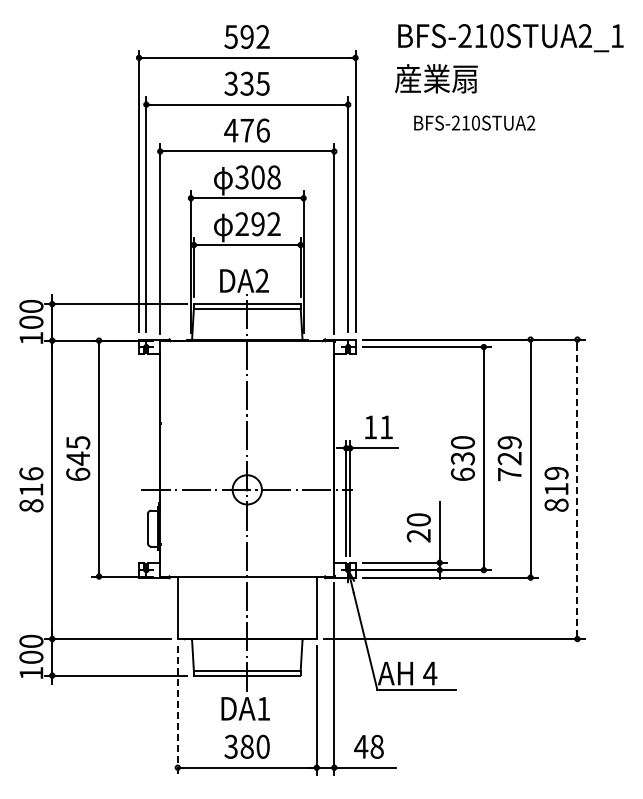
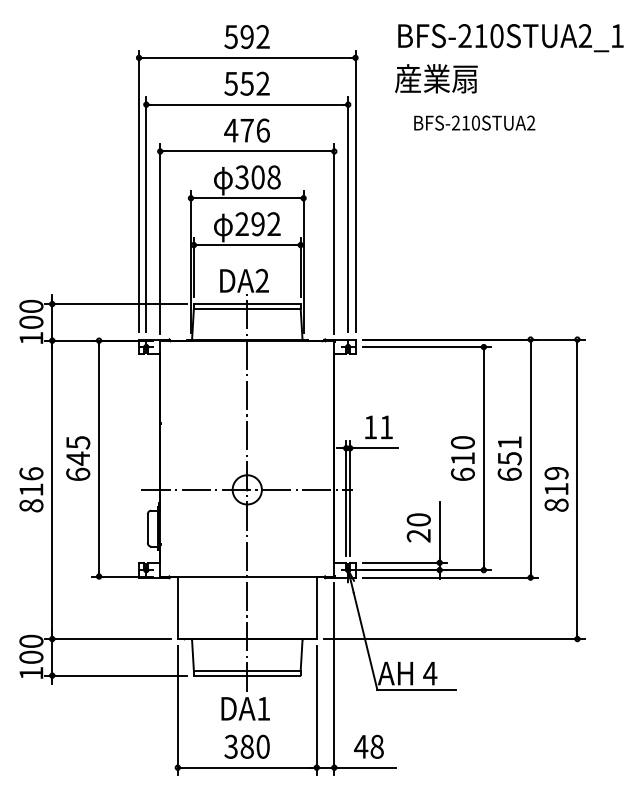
text: 335 -> 552 (247, 83)
text: 630 -> 610 (462, 458)
text: 729 -> 651 (509, 458)
line: dashed -> solid (577, 489)
line: dashed -> solid (177, 710)
